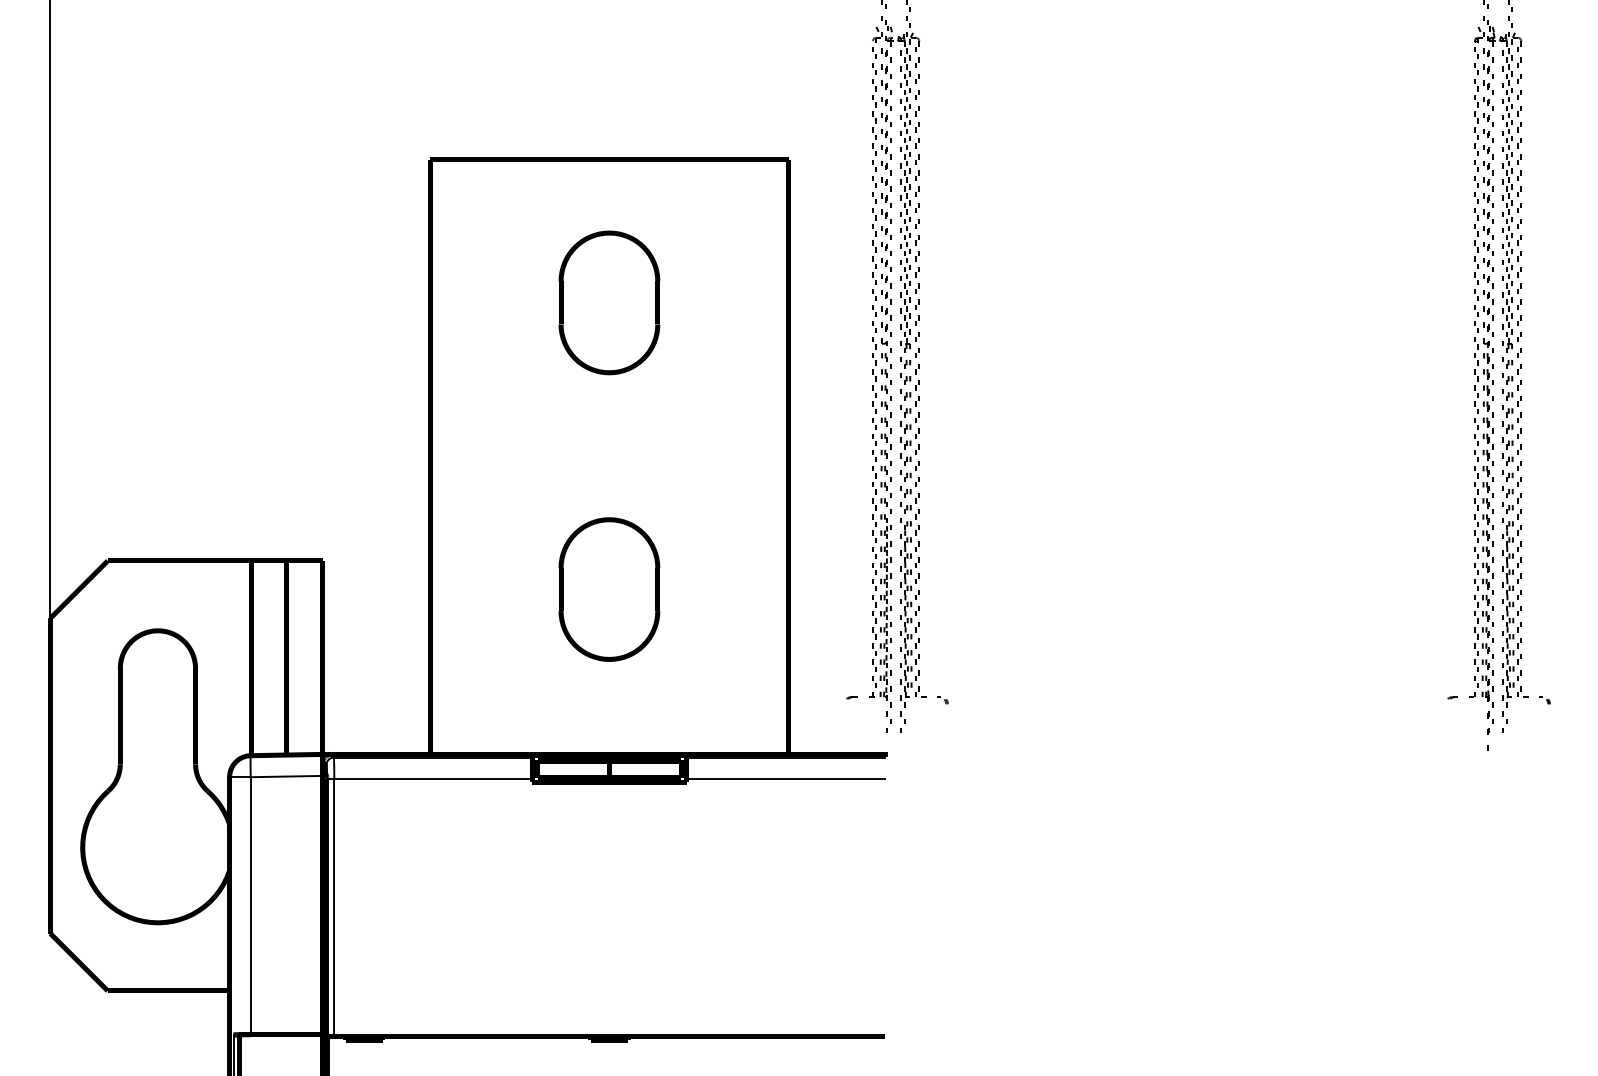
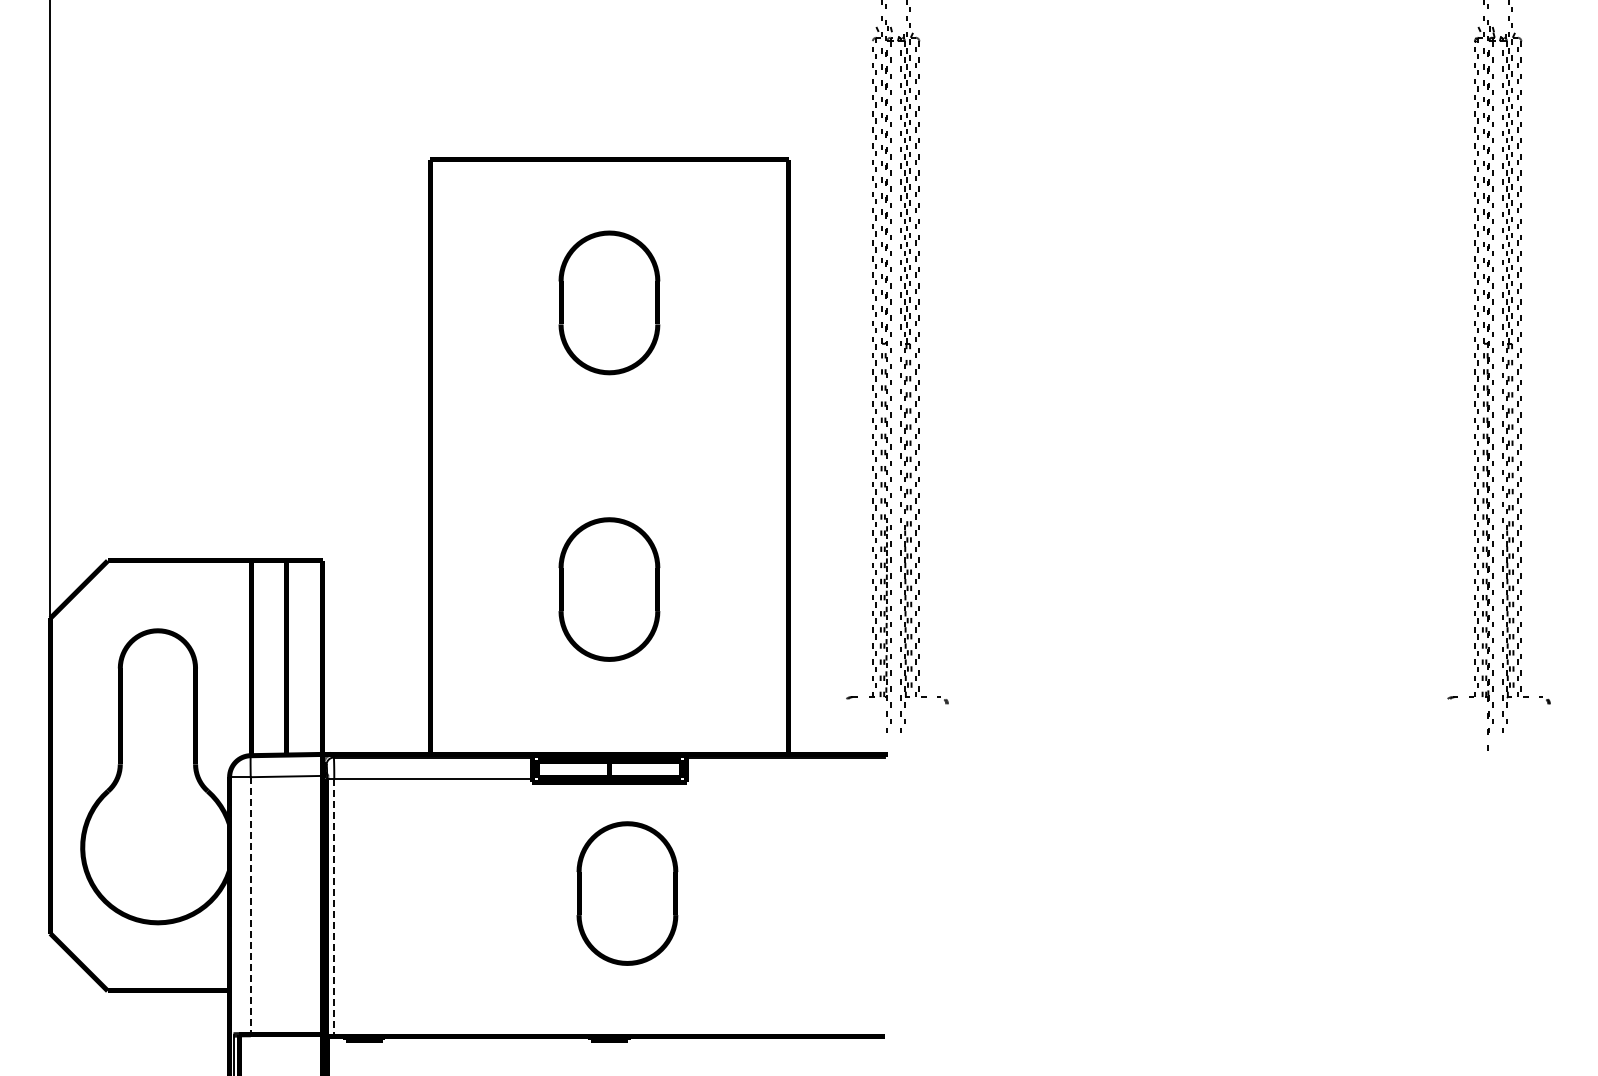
line: present -> none (785, 779)
part: none -> present (627, 893)
line: solid -> dashed (250, 905)
line: solid -> dashed (334, 907)
